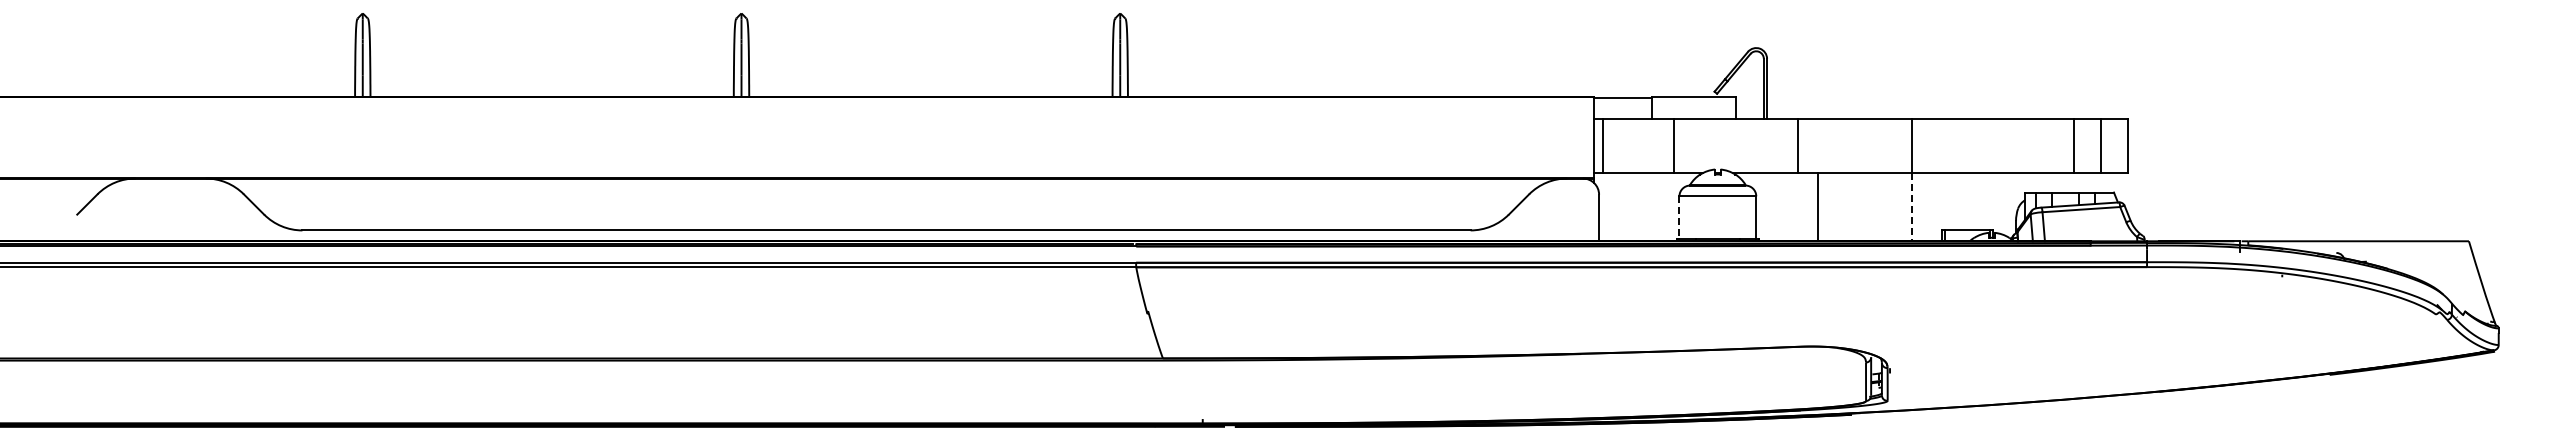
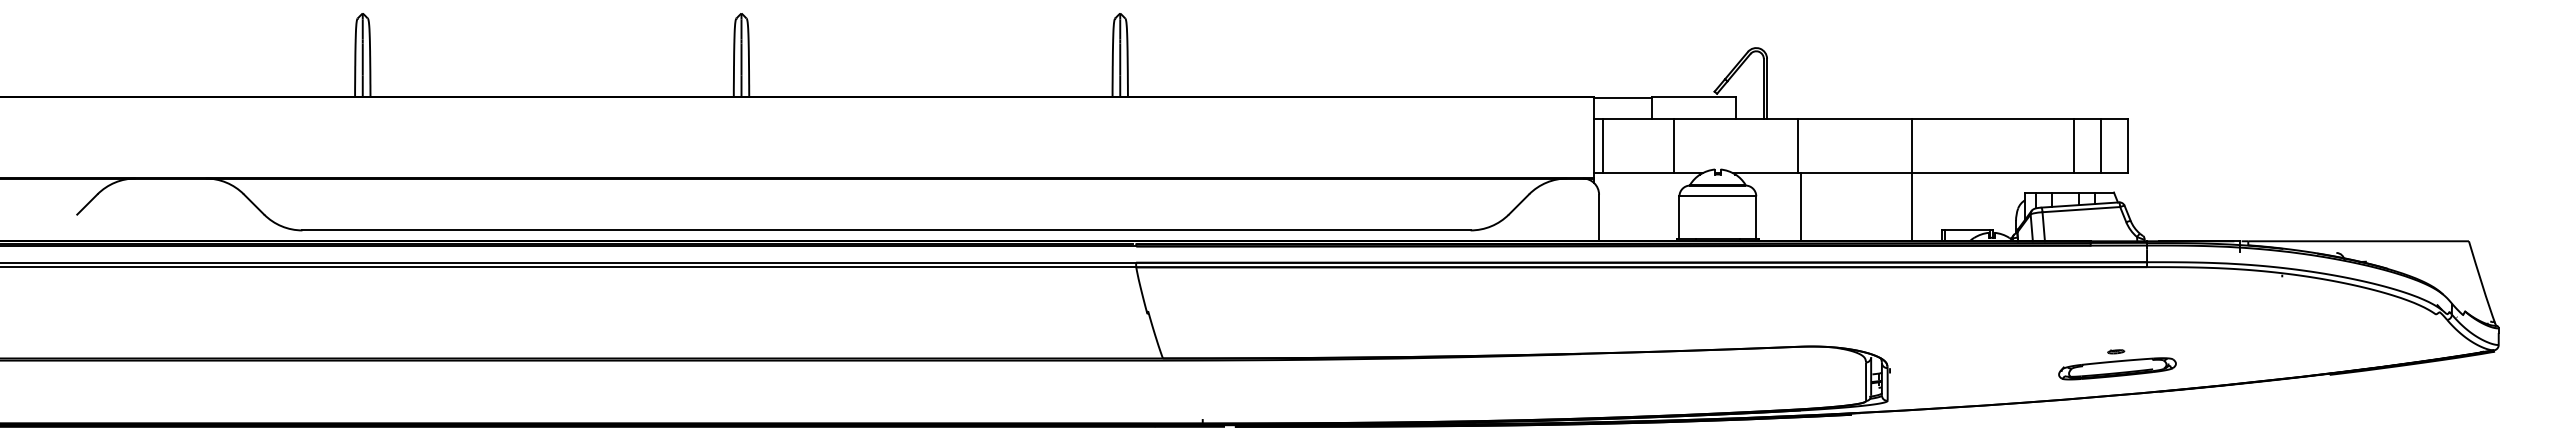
line position: (1817, 207) -> (1800, 207) (1800, 207)
line: dashed -> solid (1911, 207)
line: dashed -> solid (1679, 217)
part: none -> present (2117, 364)
